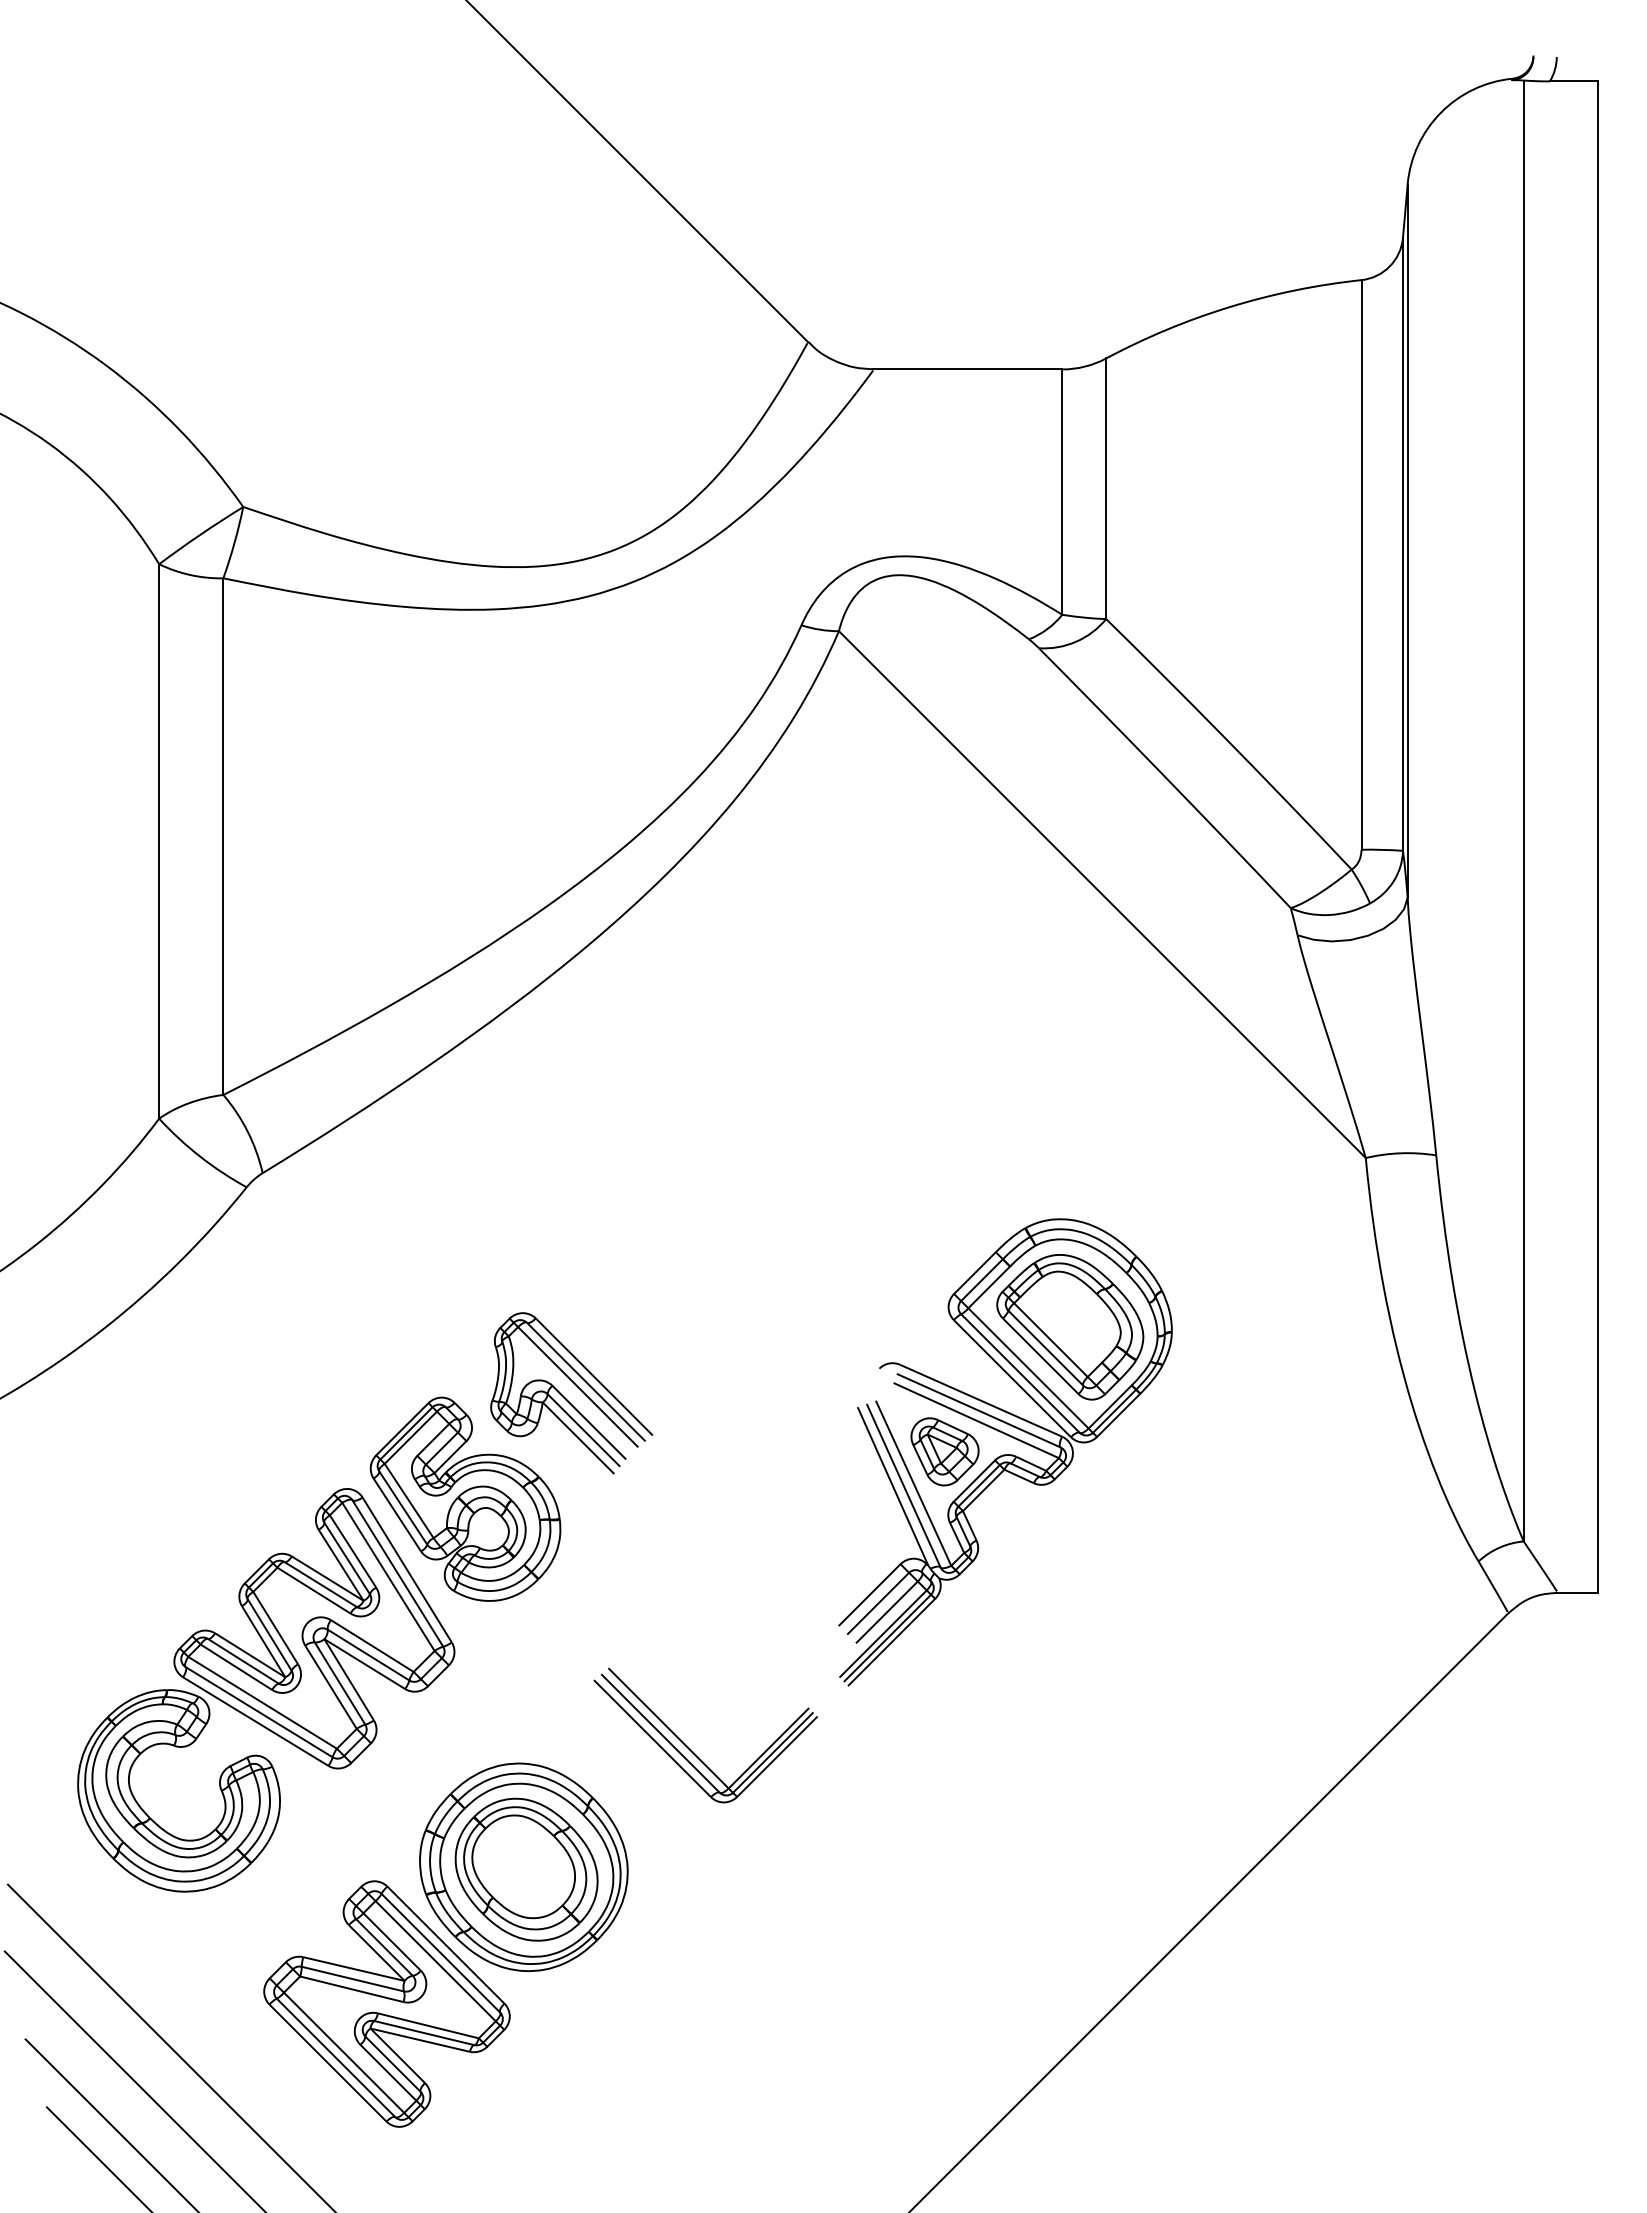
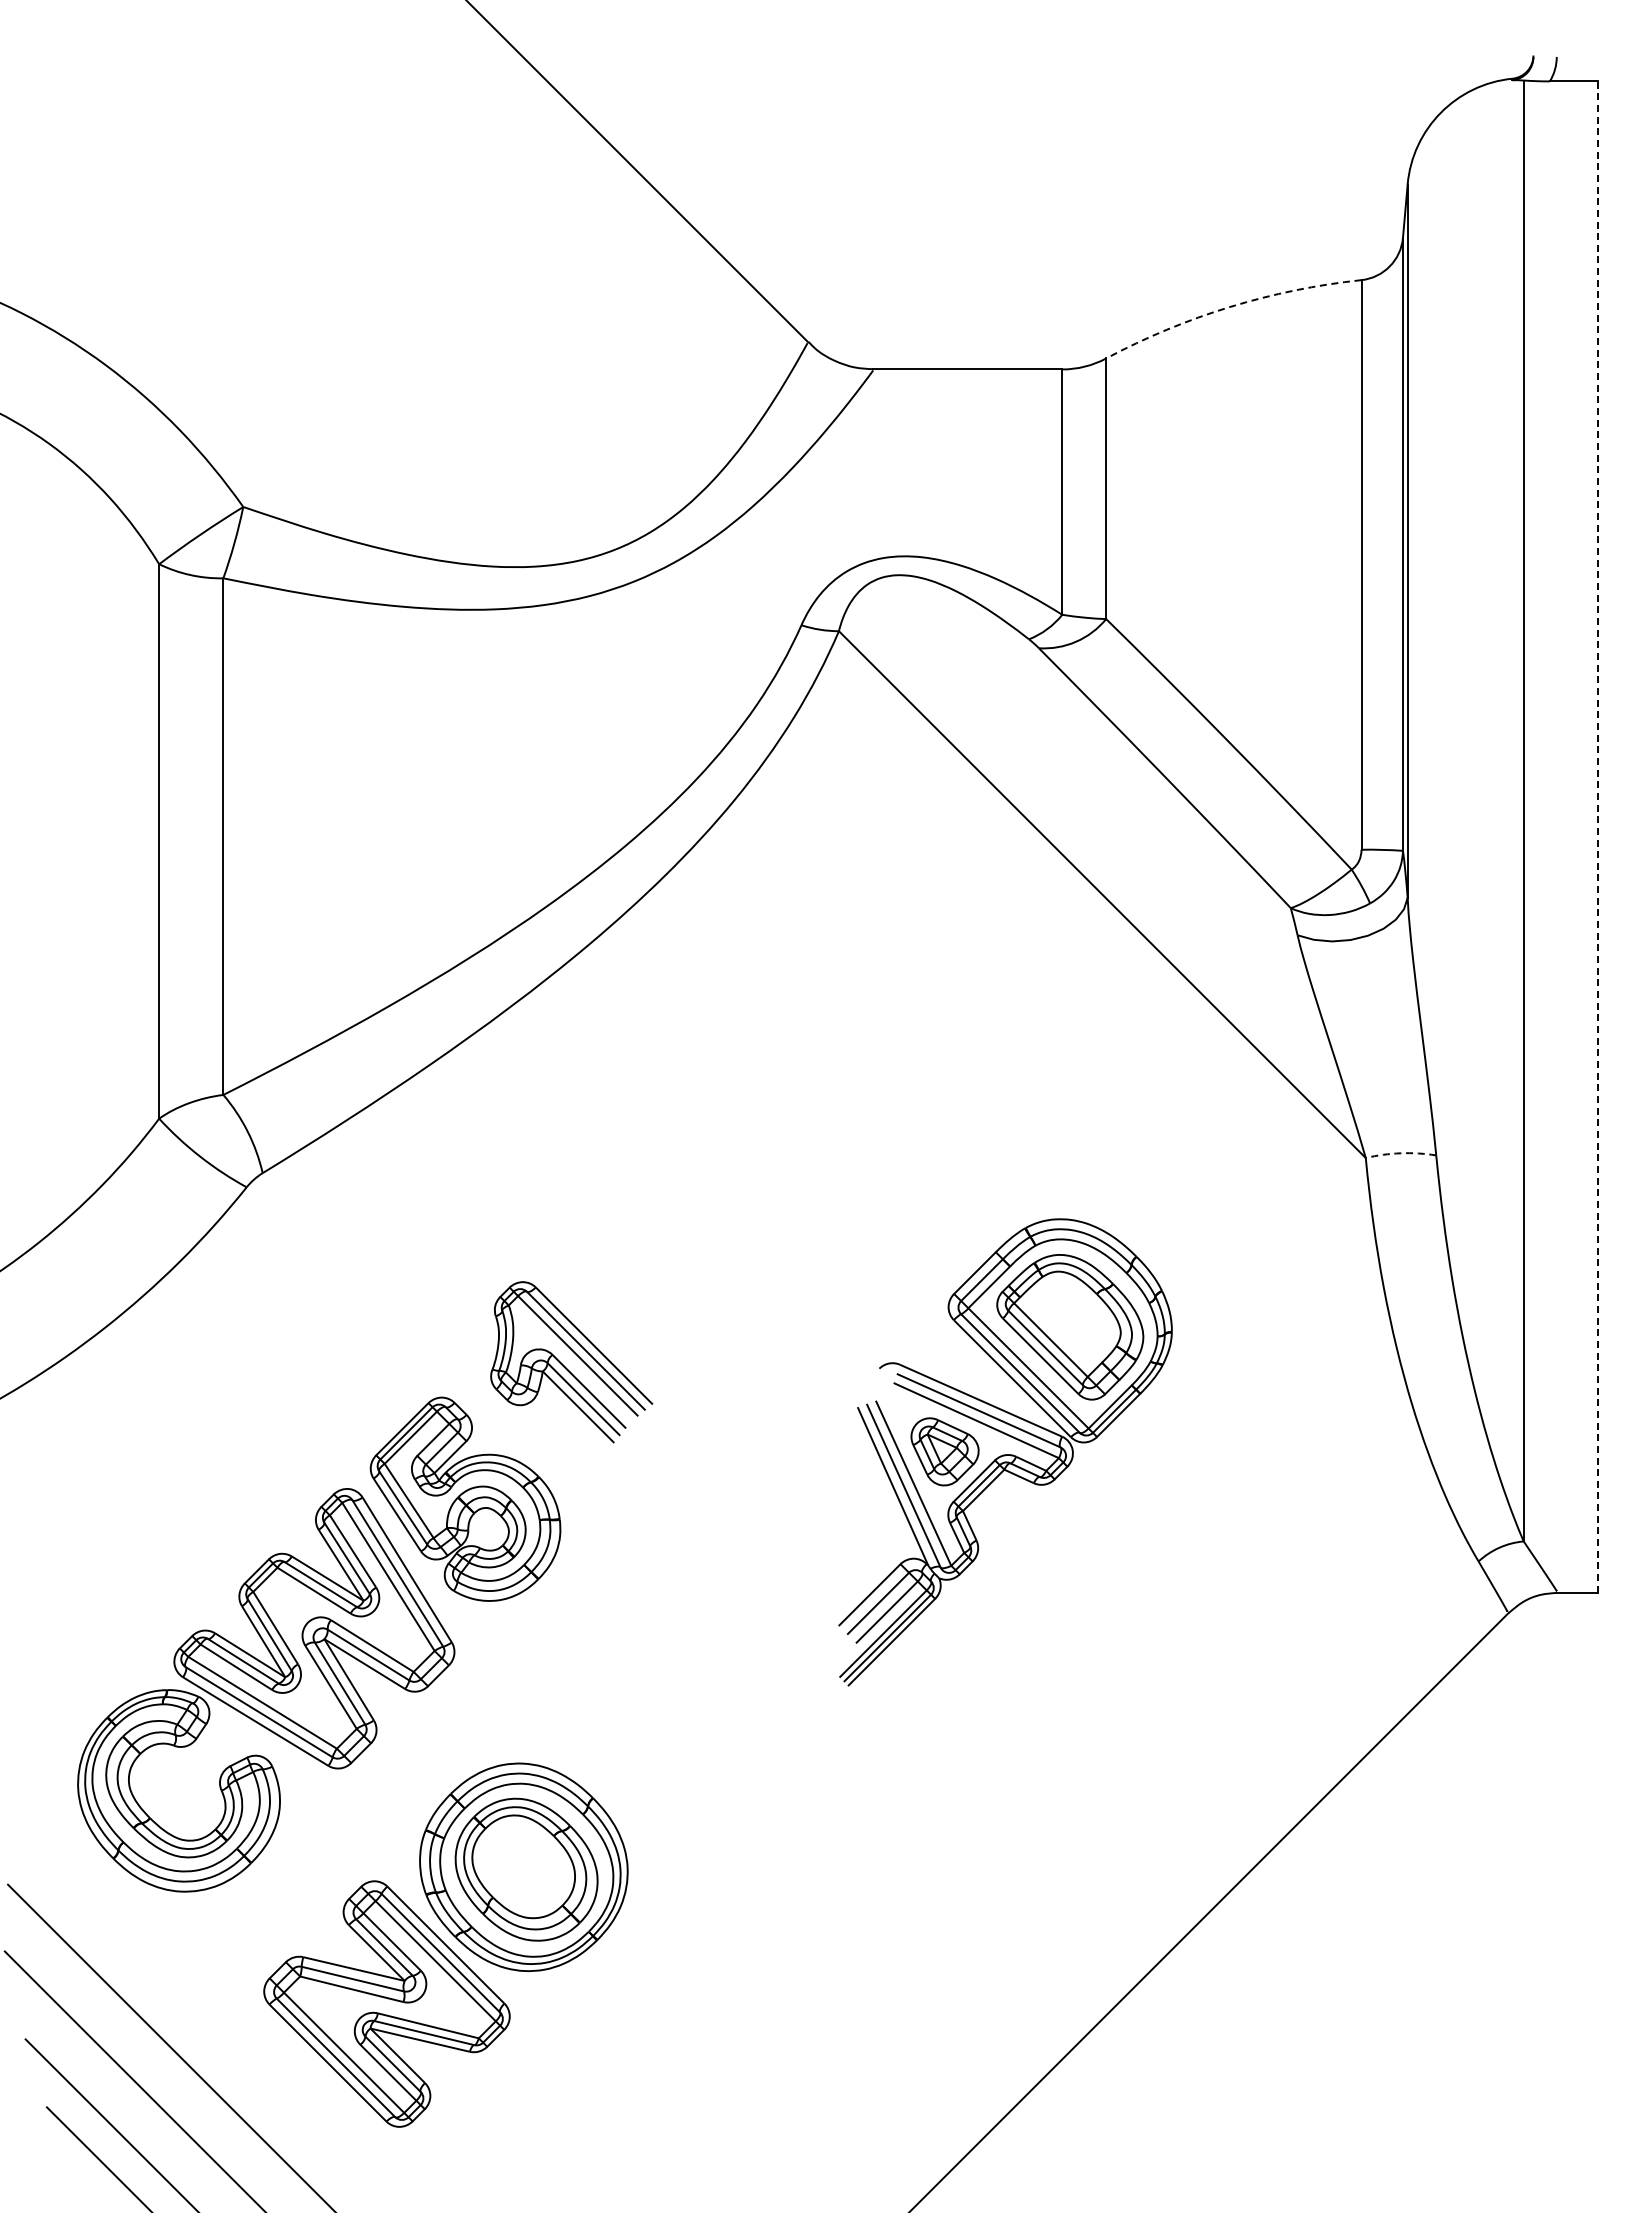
arc: solid -> dashed (1230, 307)
line: solid -> dashed (1597, 837)
arc: solid -> dashed (1400, 1153)
part position: (566, 1398) -> (566, 1367) (566, 1367)
part: present -> none (691, 1749)
